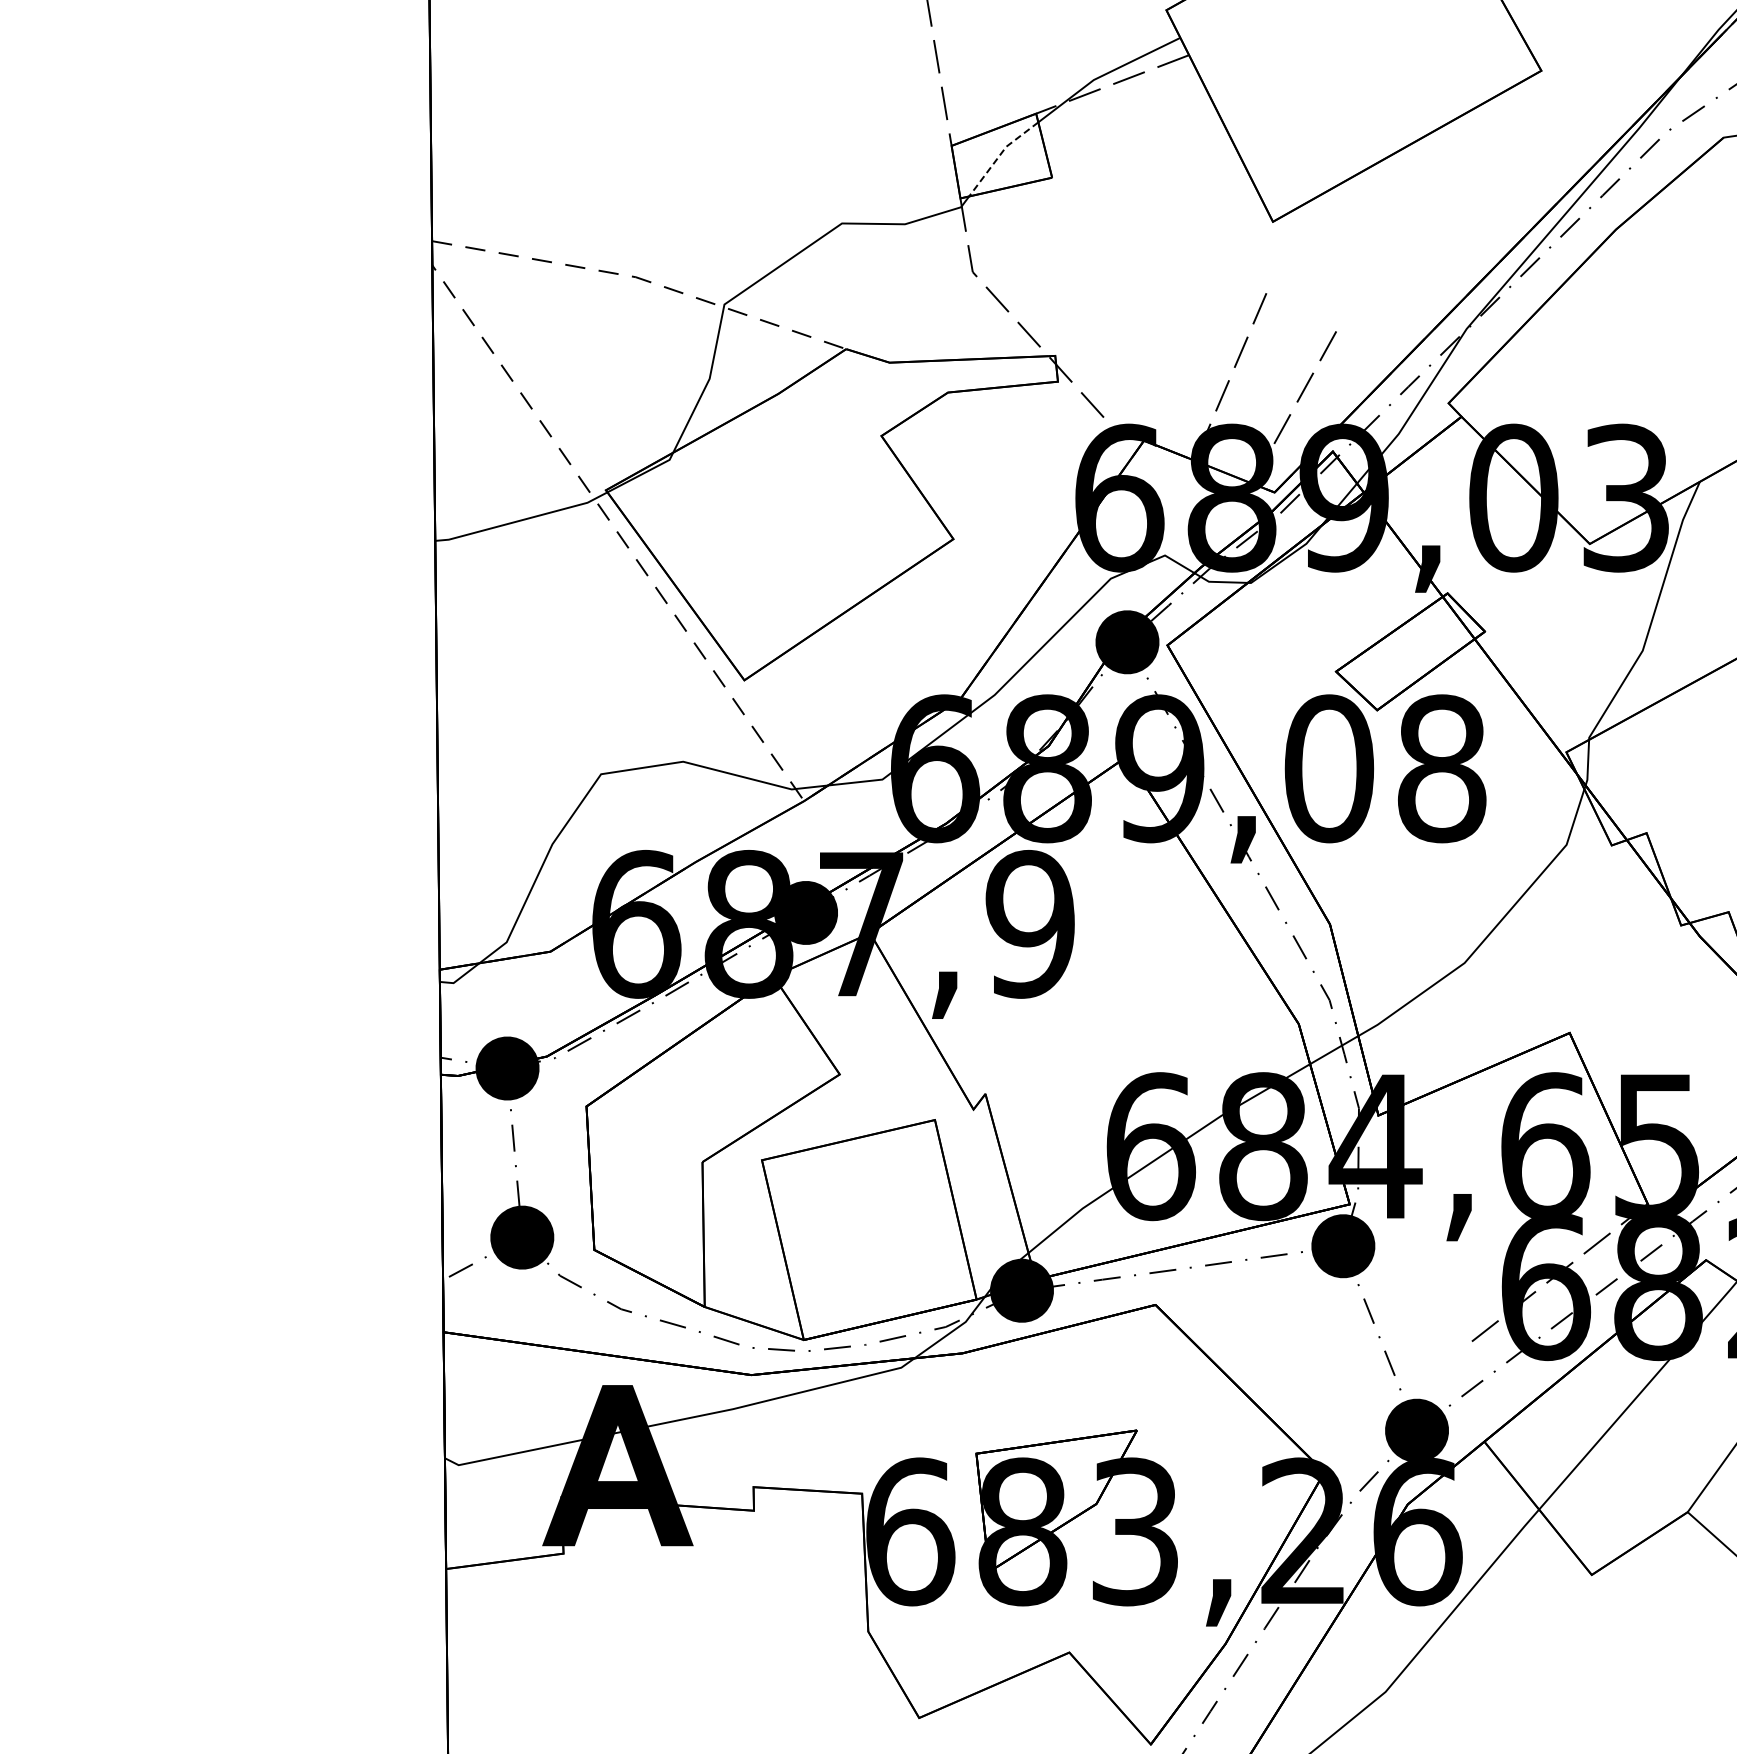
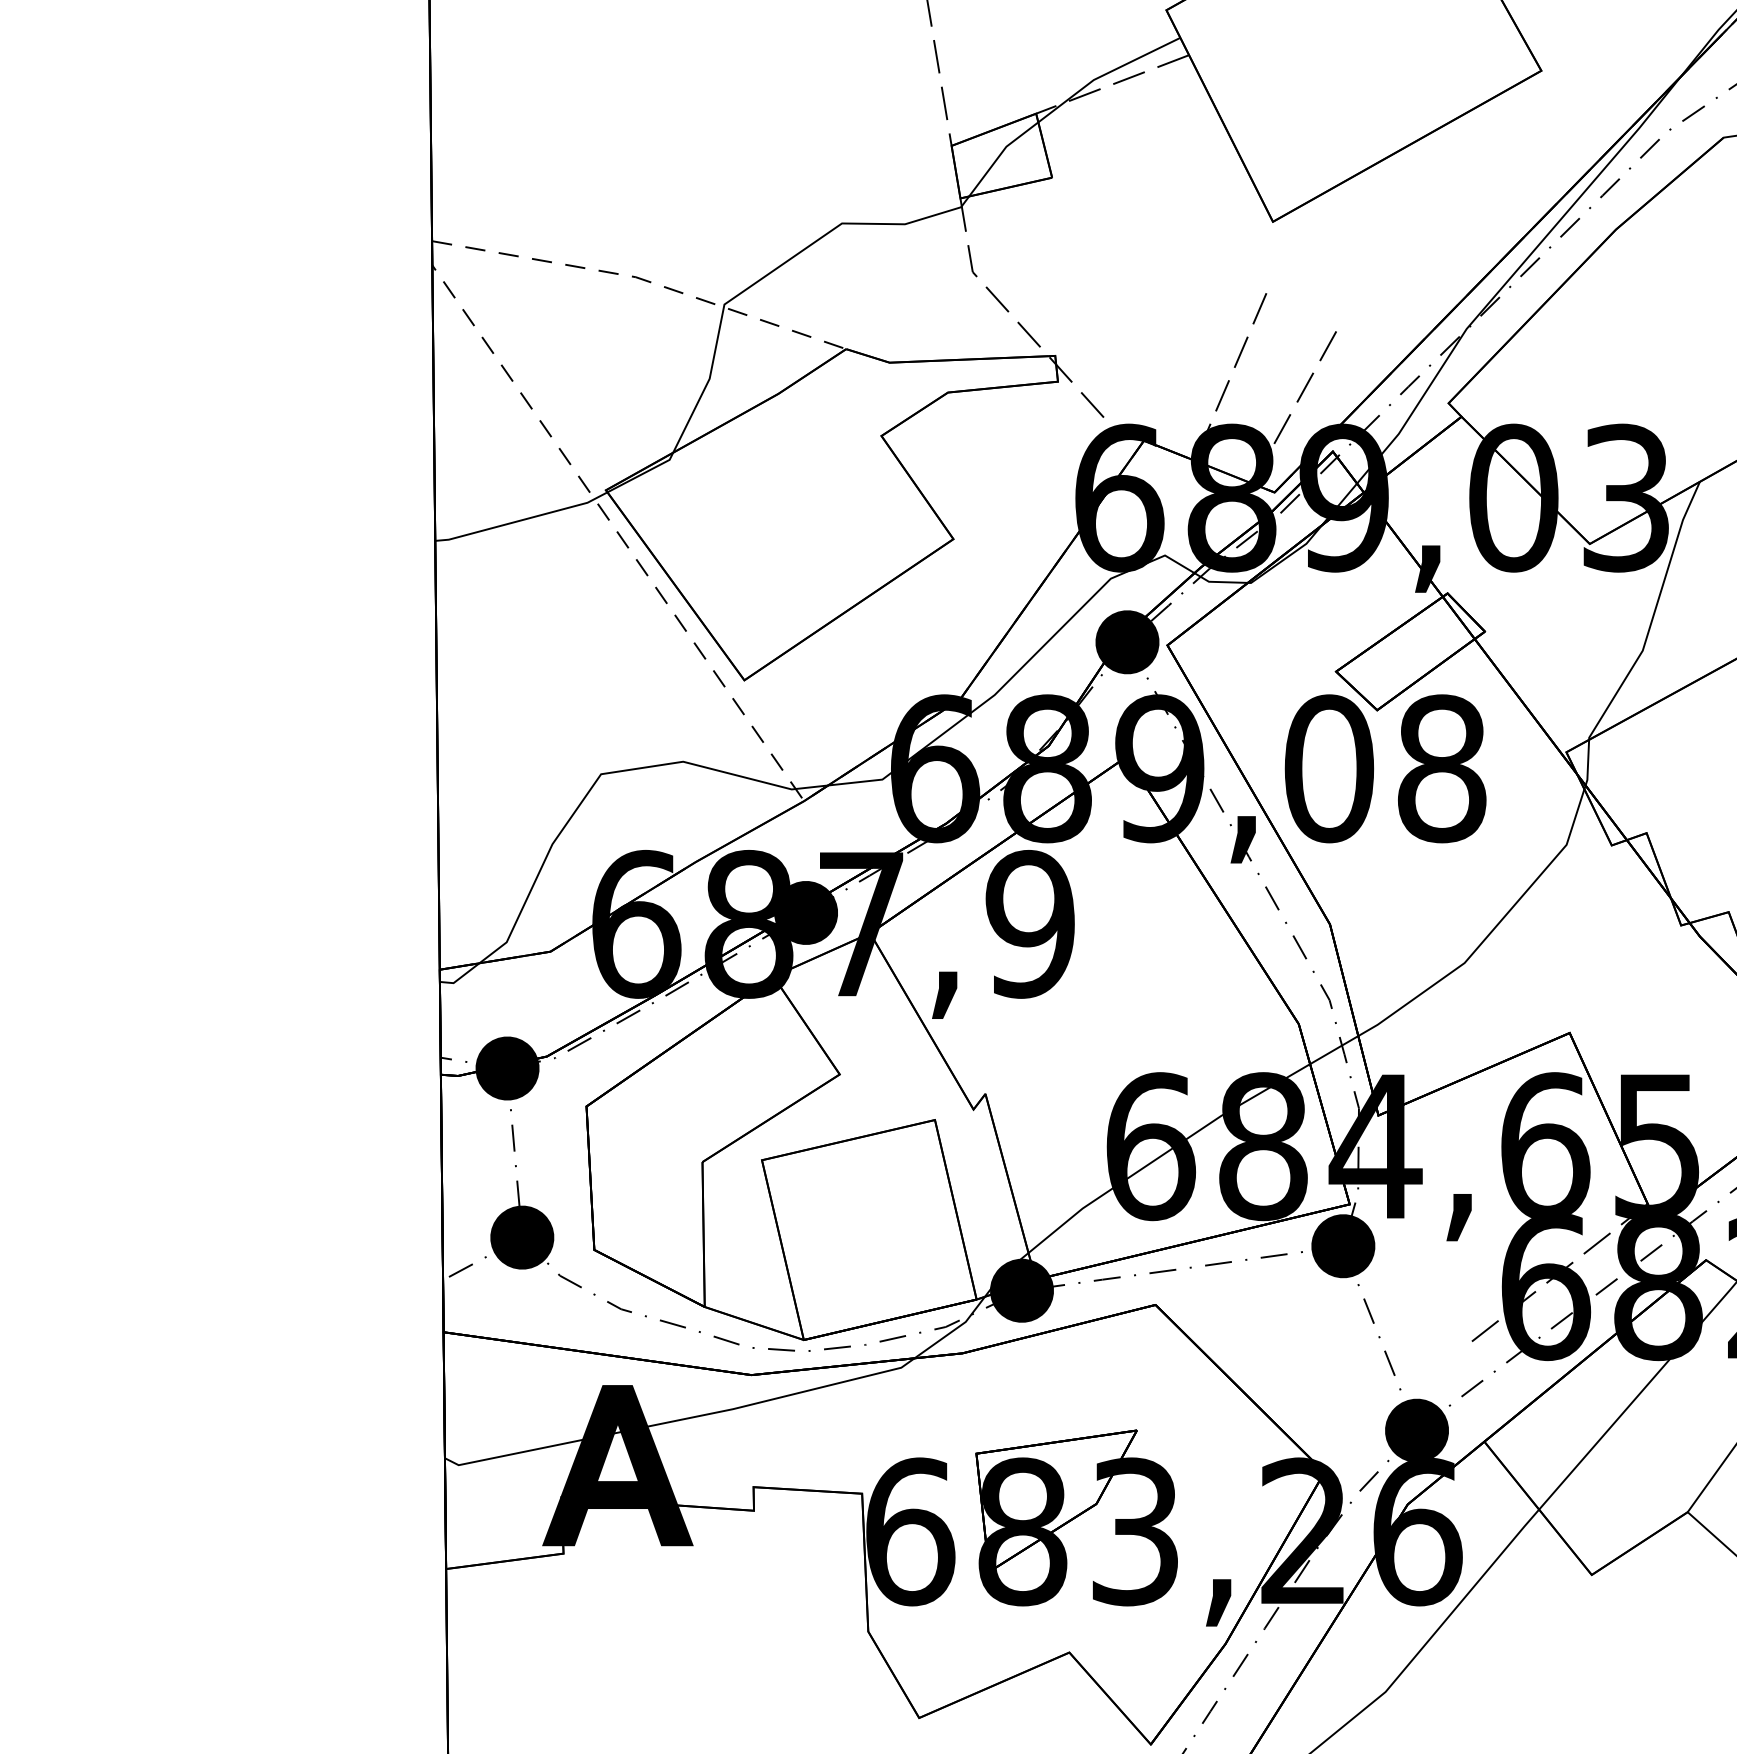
line: dashed -> solid (999, 155)
